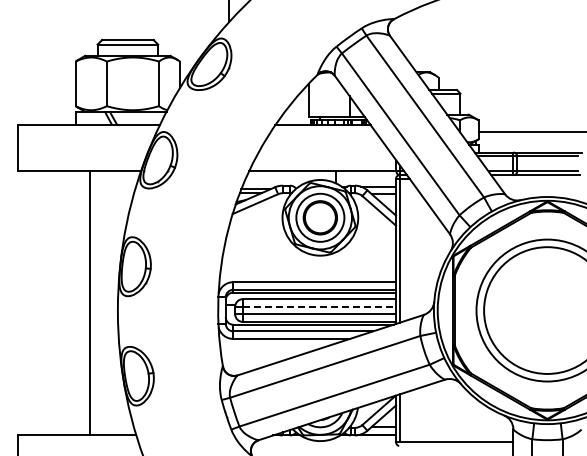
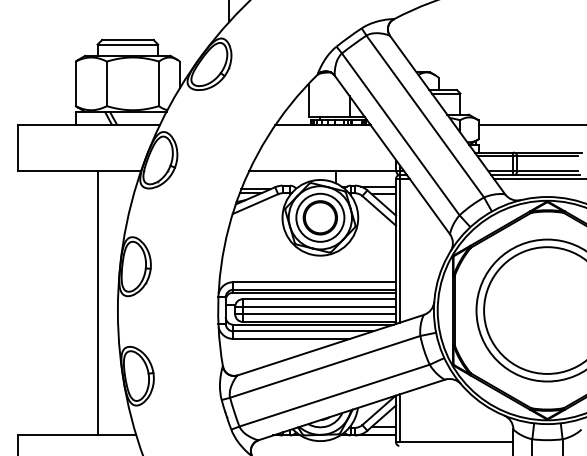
line position: (530, 132) -> (530, 125) (530, 125)
line: none -> present (538, 178)
line position: (89, 302) -> (97, 302) (97, 302)
line: dashed -> solid (319, 306)
